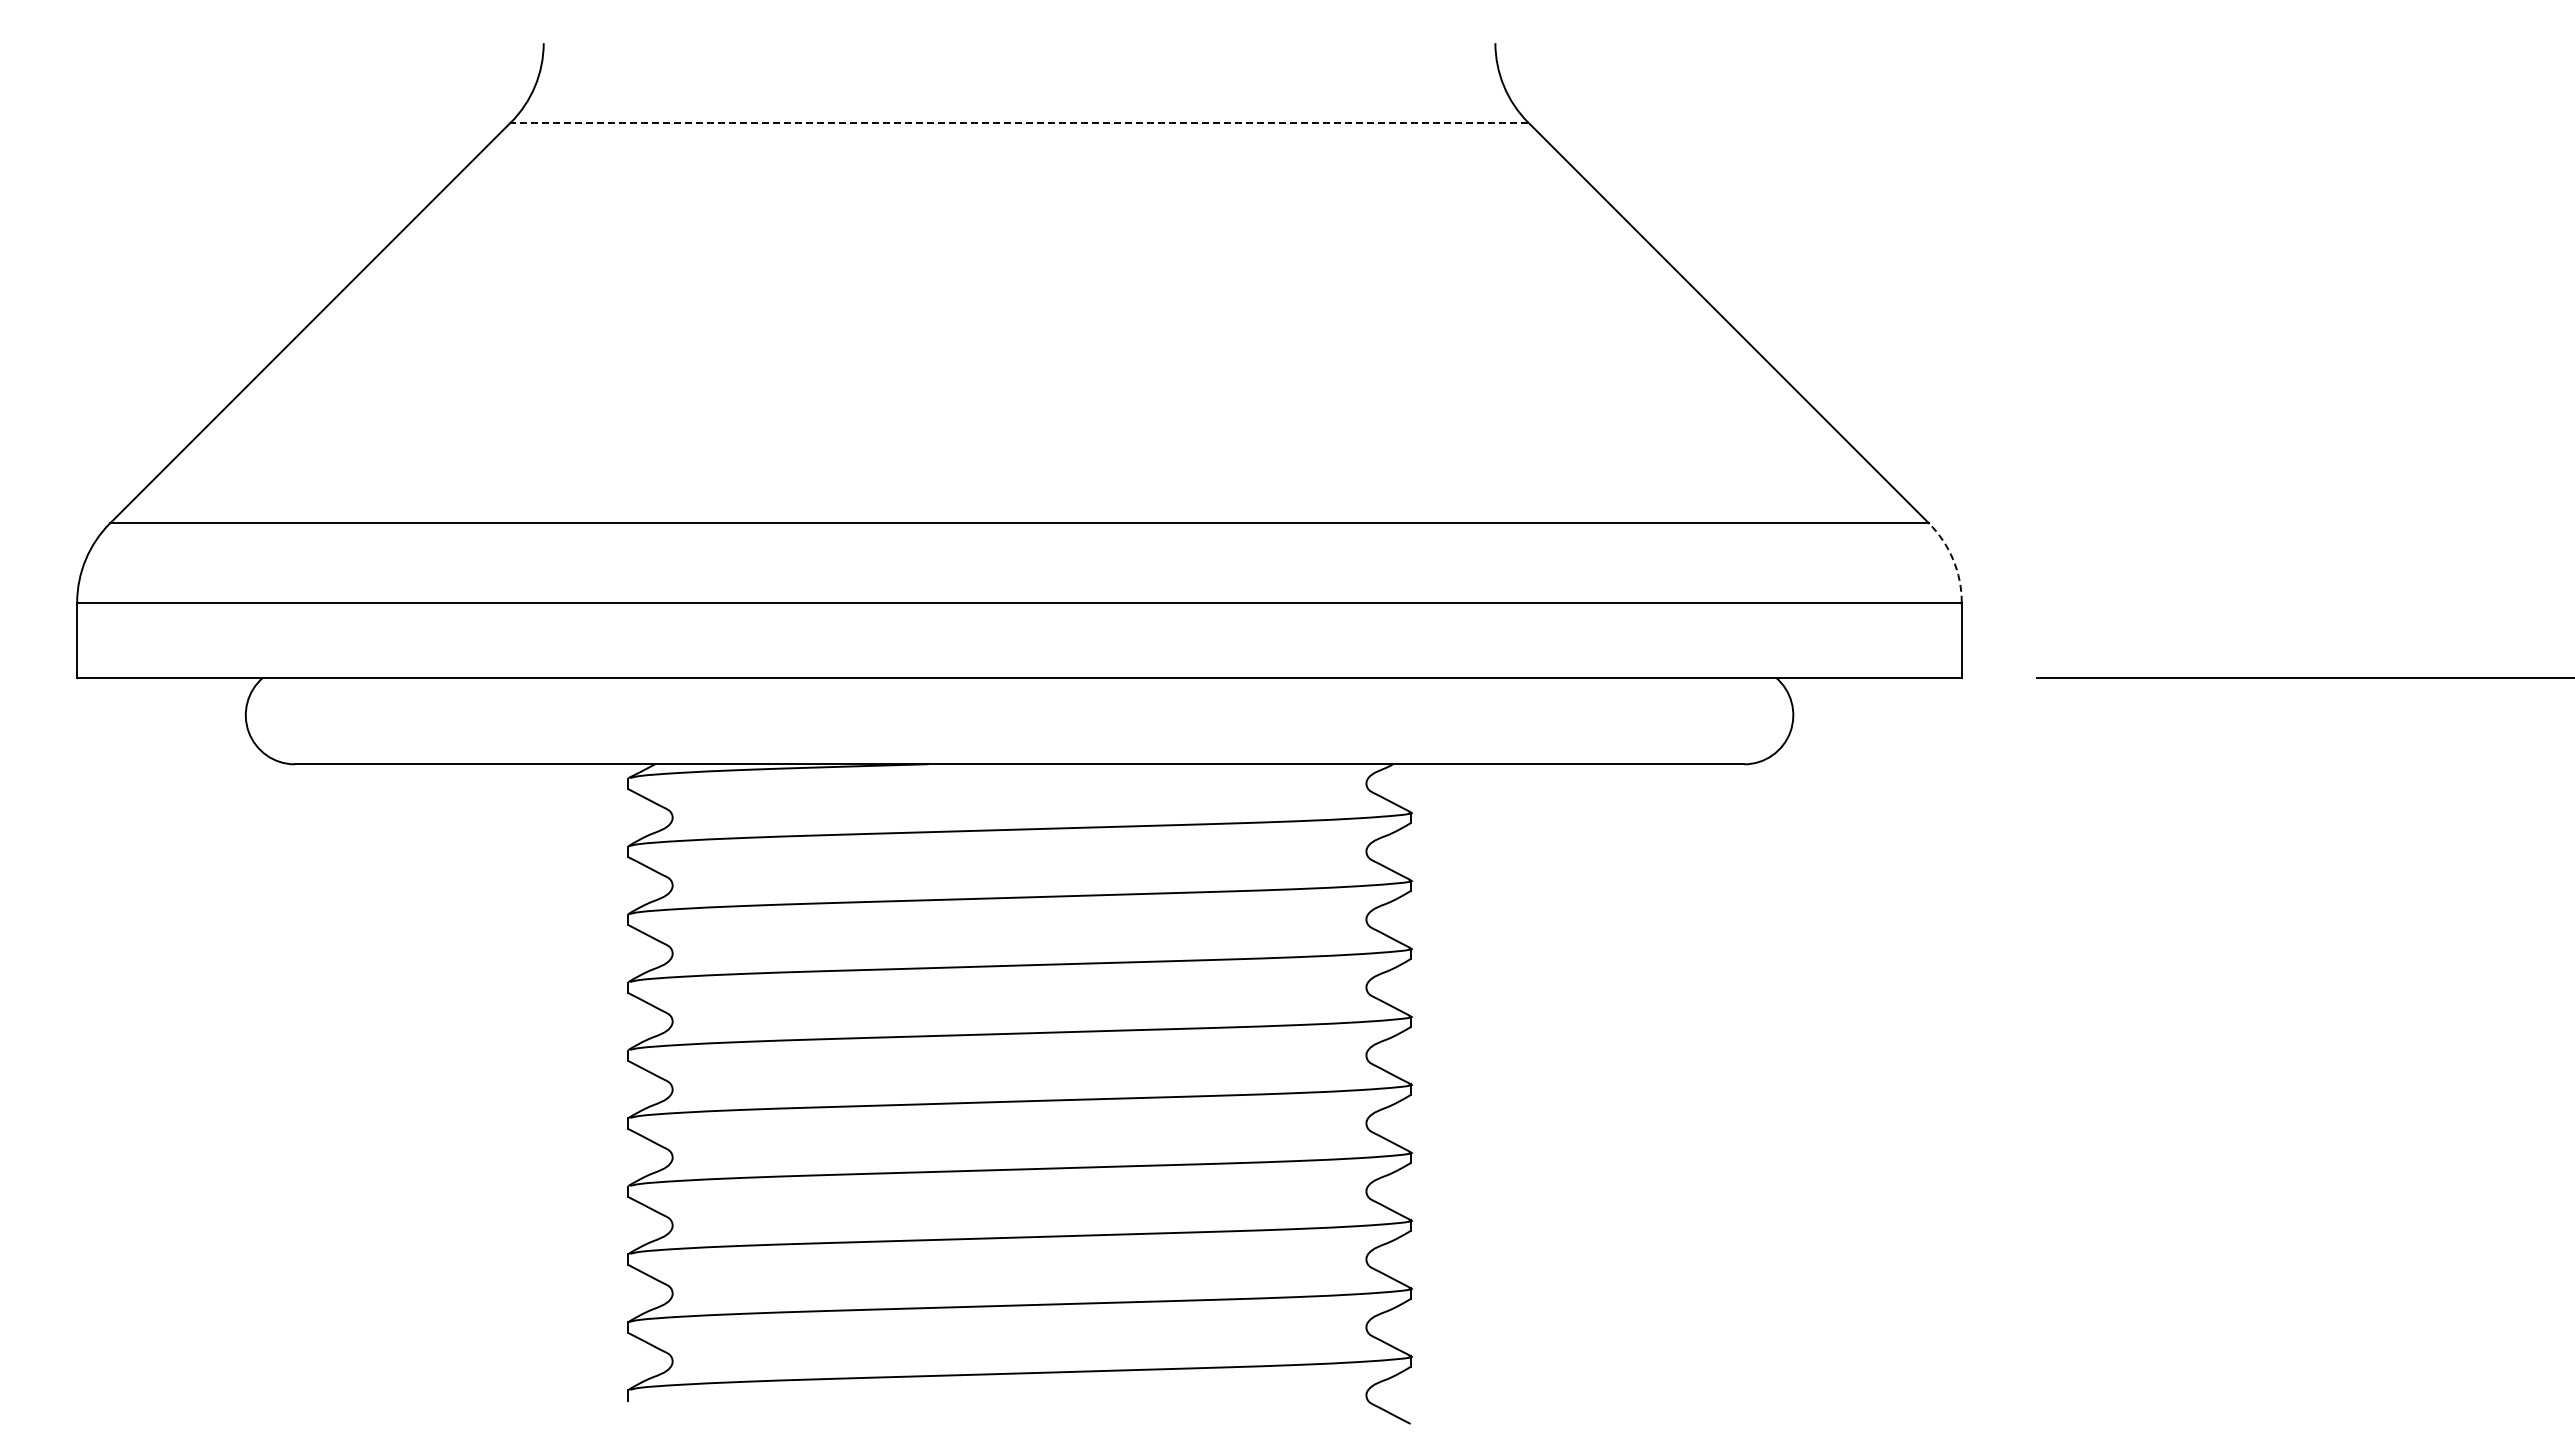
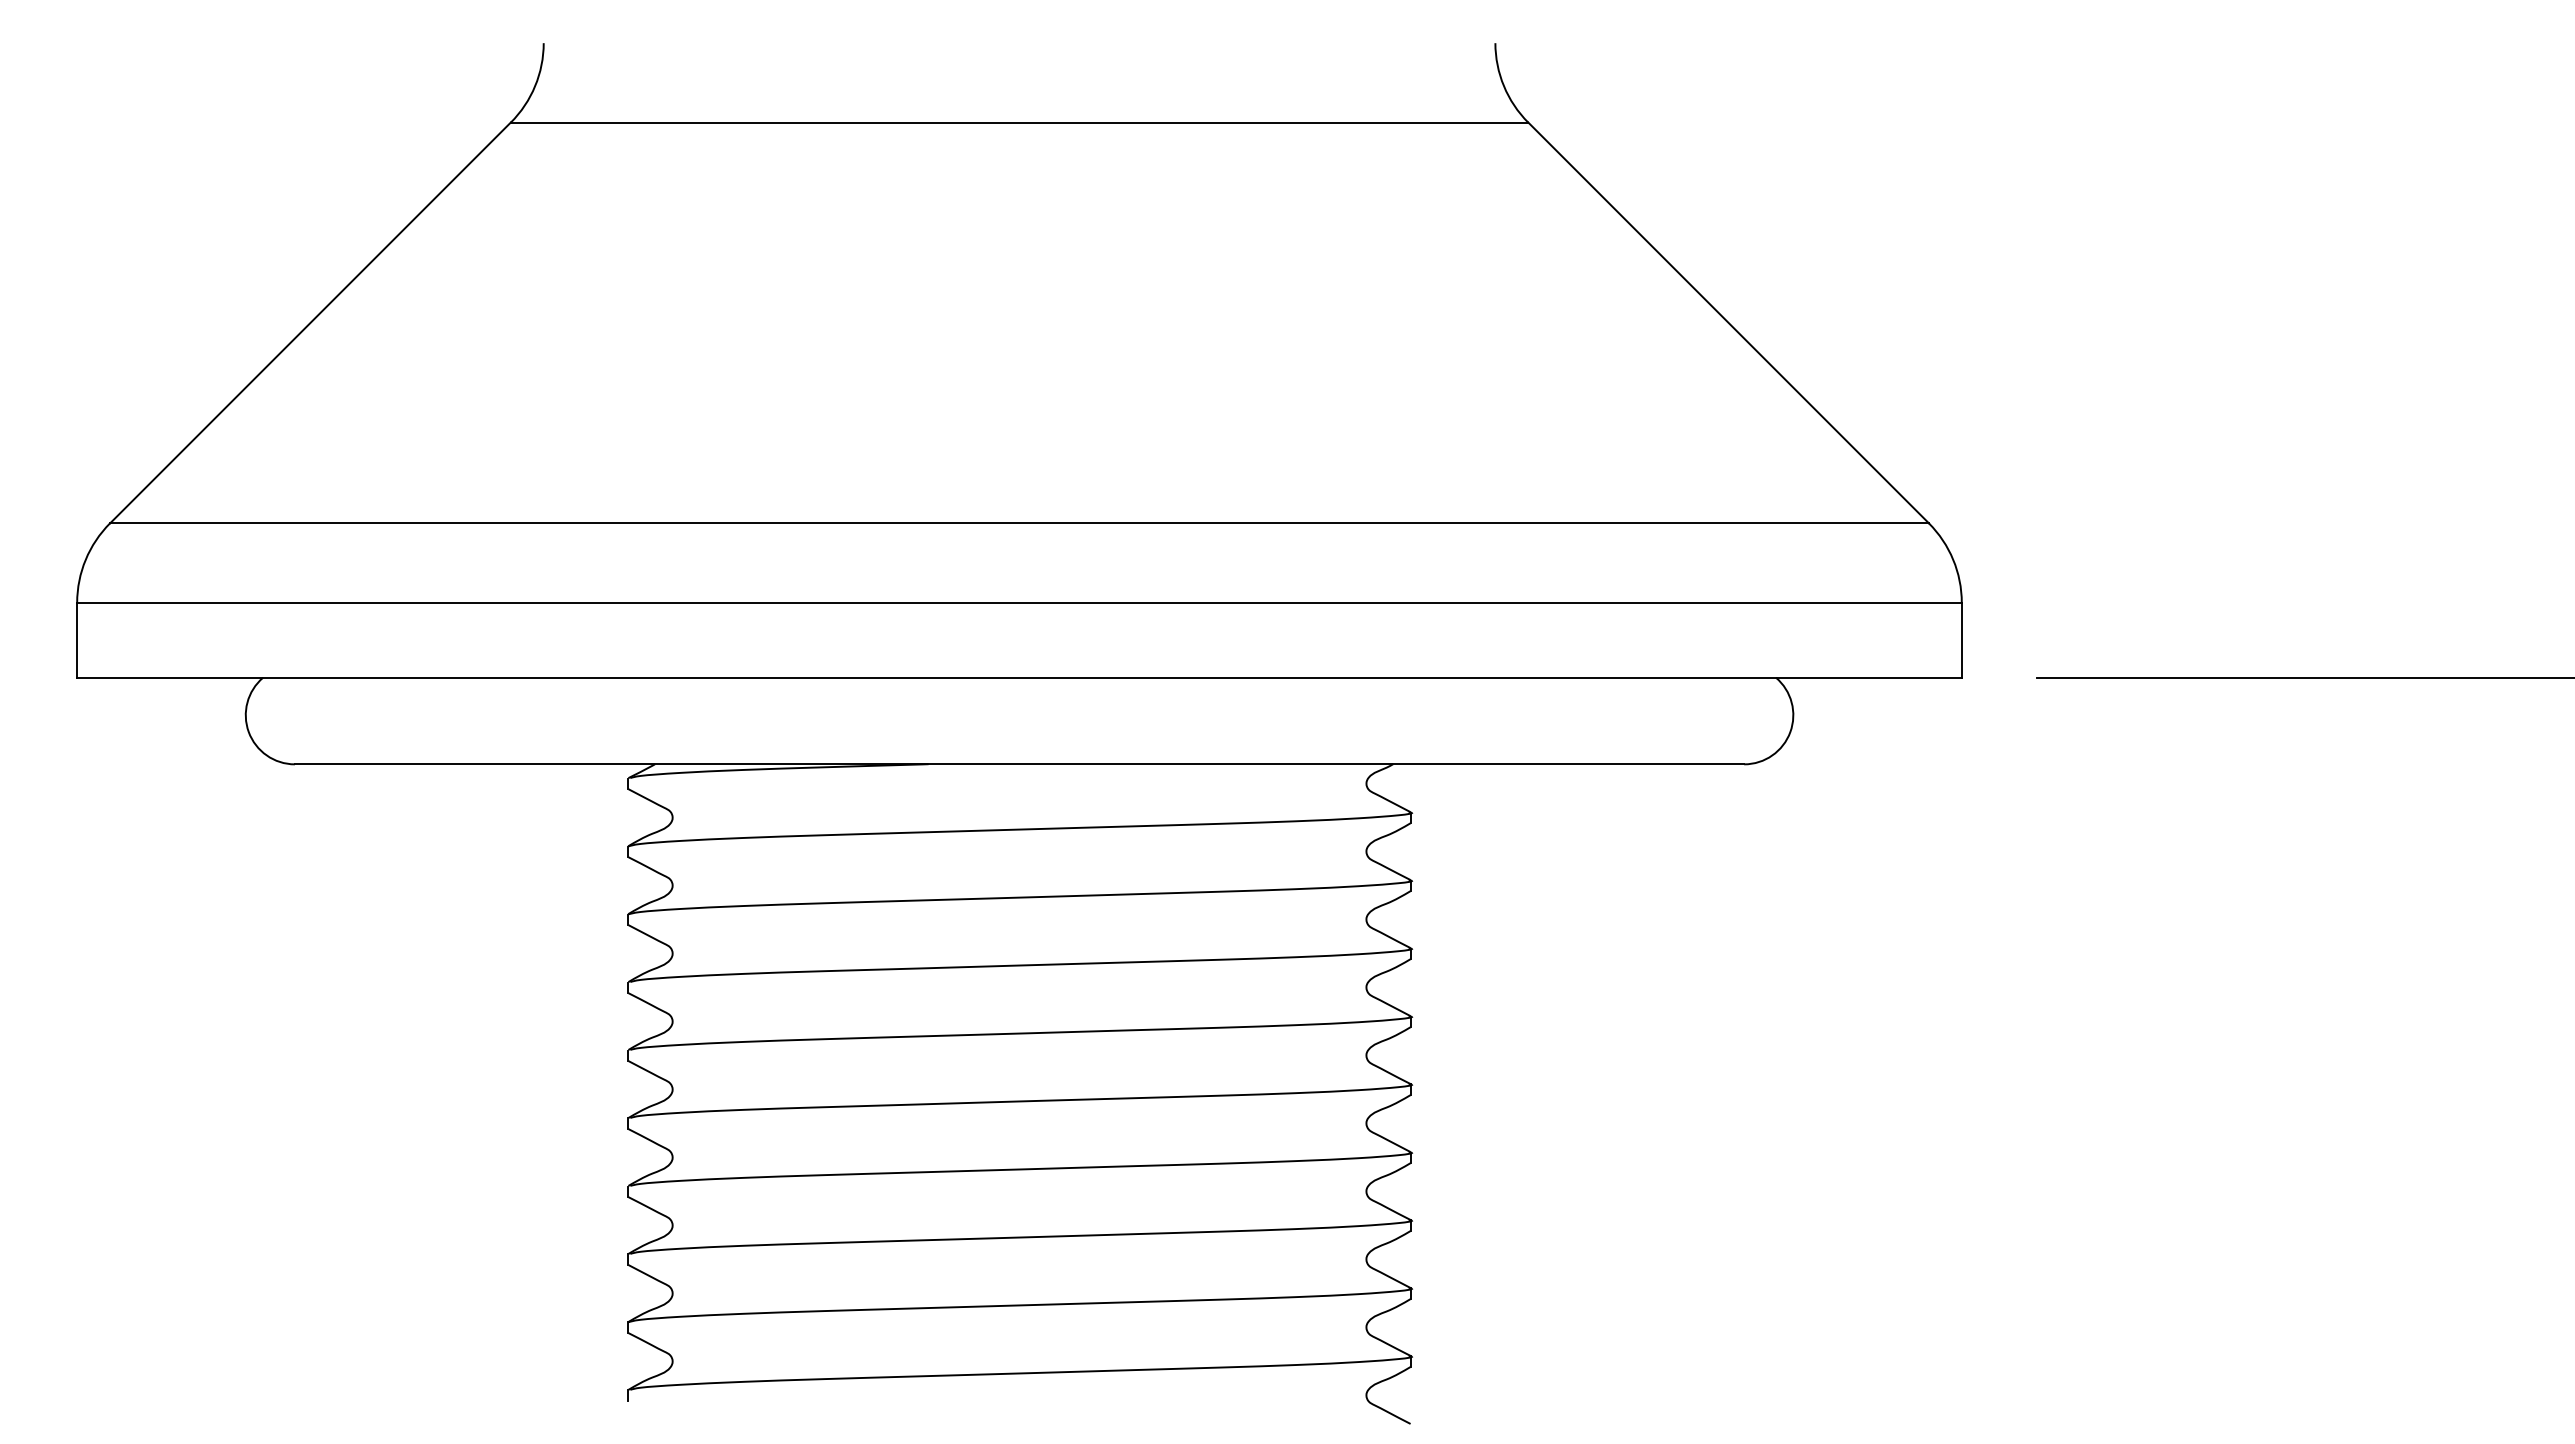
line: dashed -> solid (1019, 122)
arc: dashed -> solid (1953, 559)
